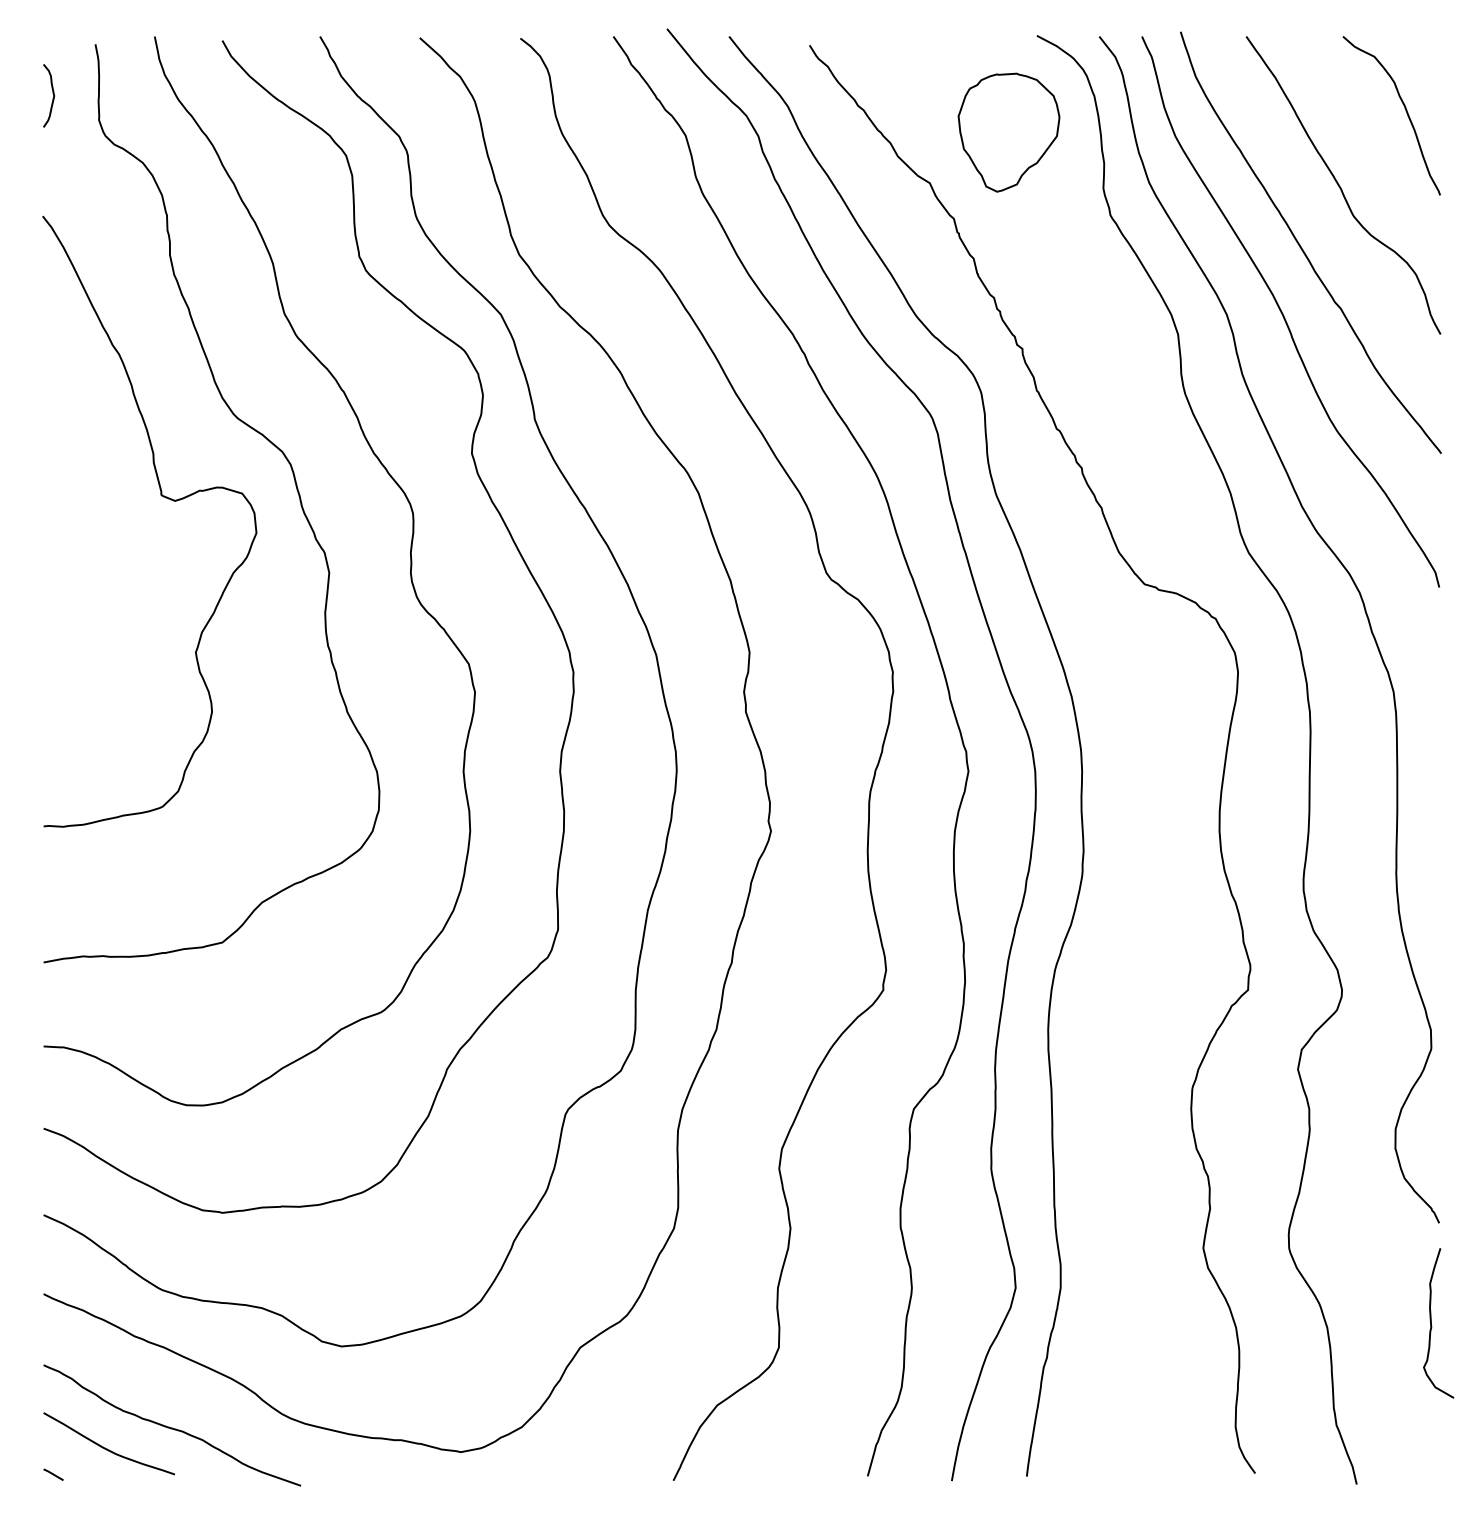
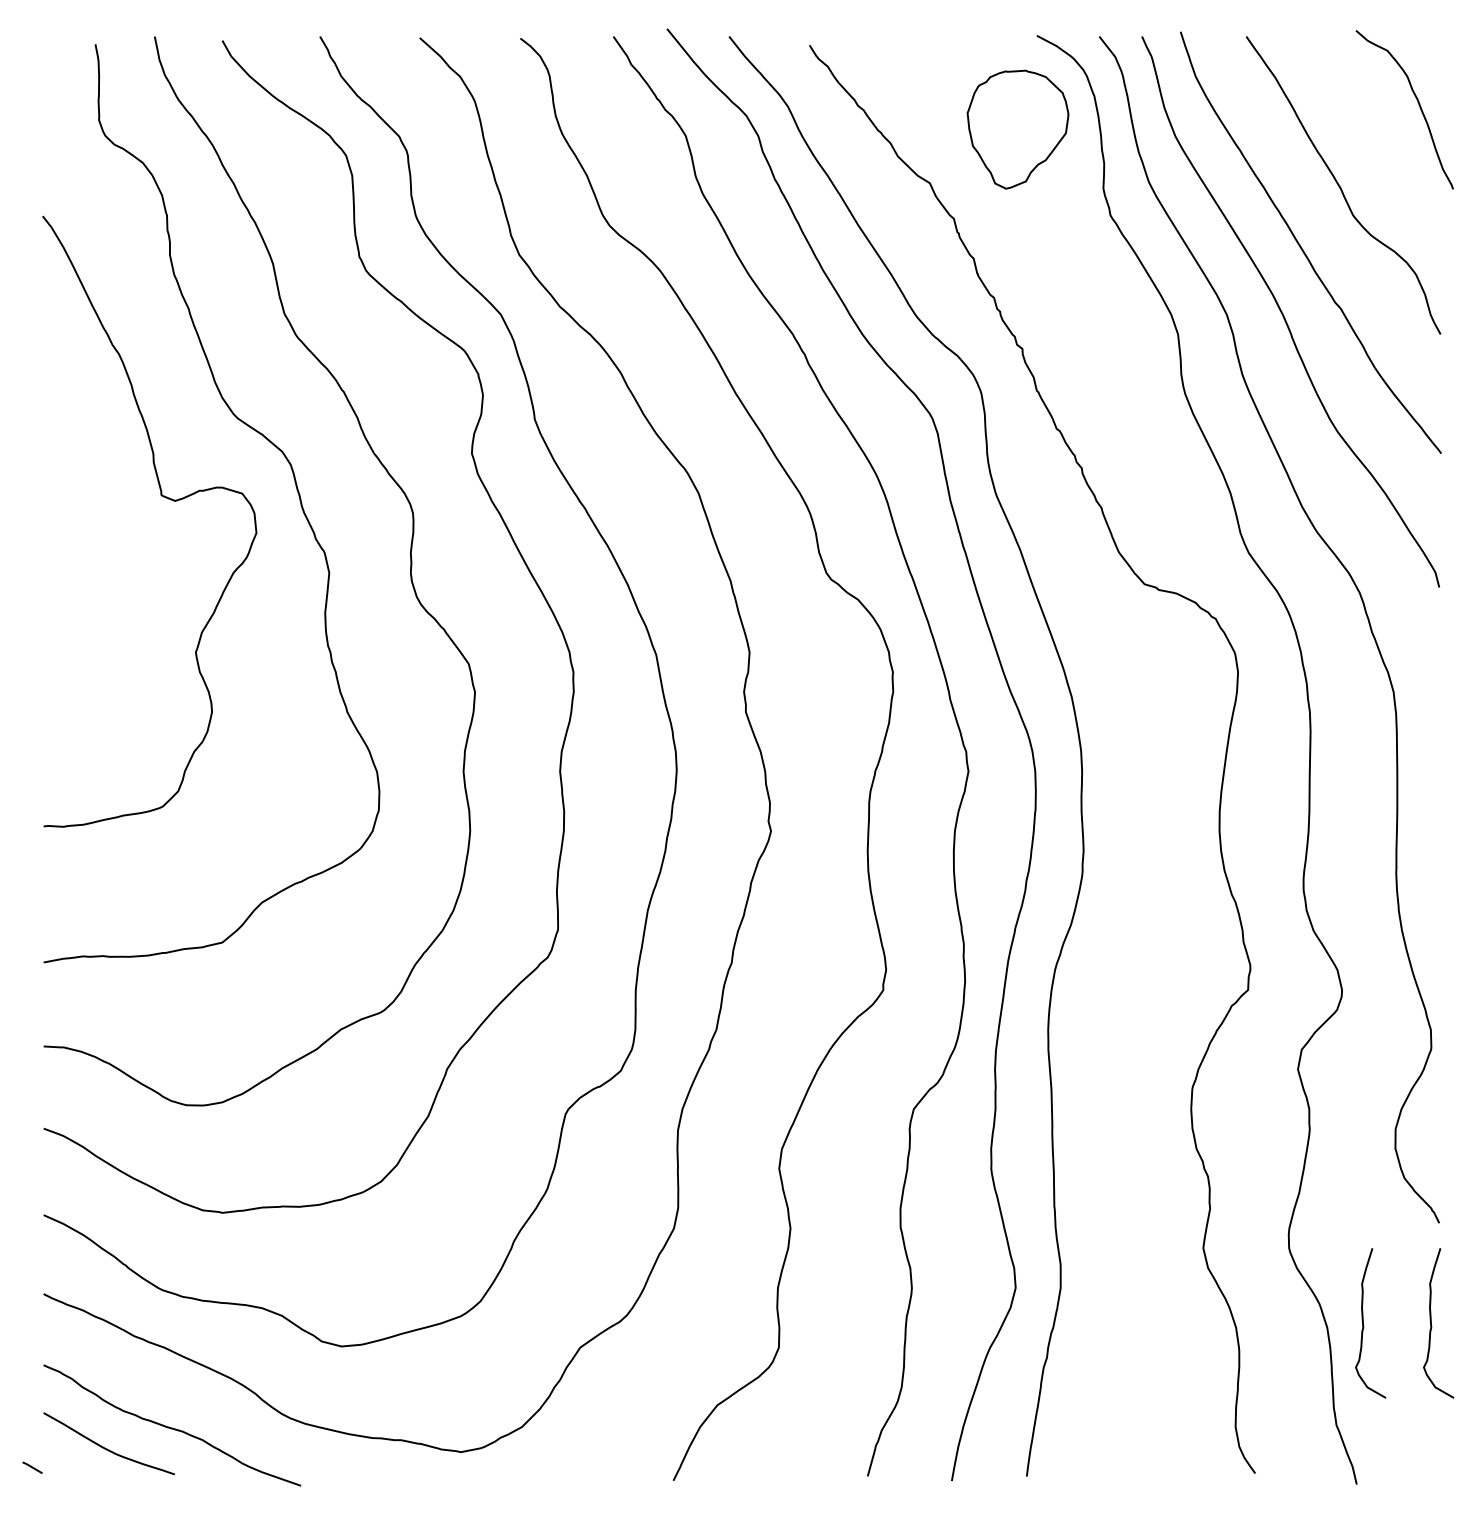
curve: present -> none (52, 93)
curve position: (1405, 111) -> (1418, 105) (1418, 105)
part position: (1008, 132) -> (1017, 129) (1017, 129)
curve: none -> present (1364, 1326)
line position: (53, 1474) -> (32, 1467) (32, 1467)
